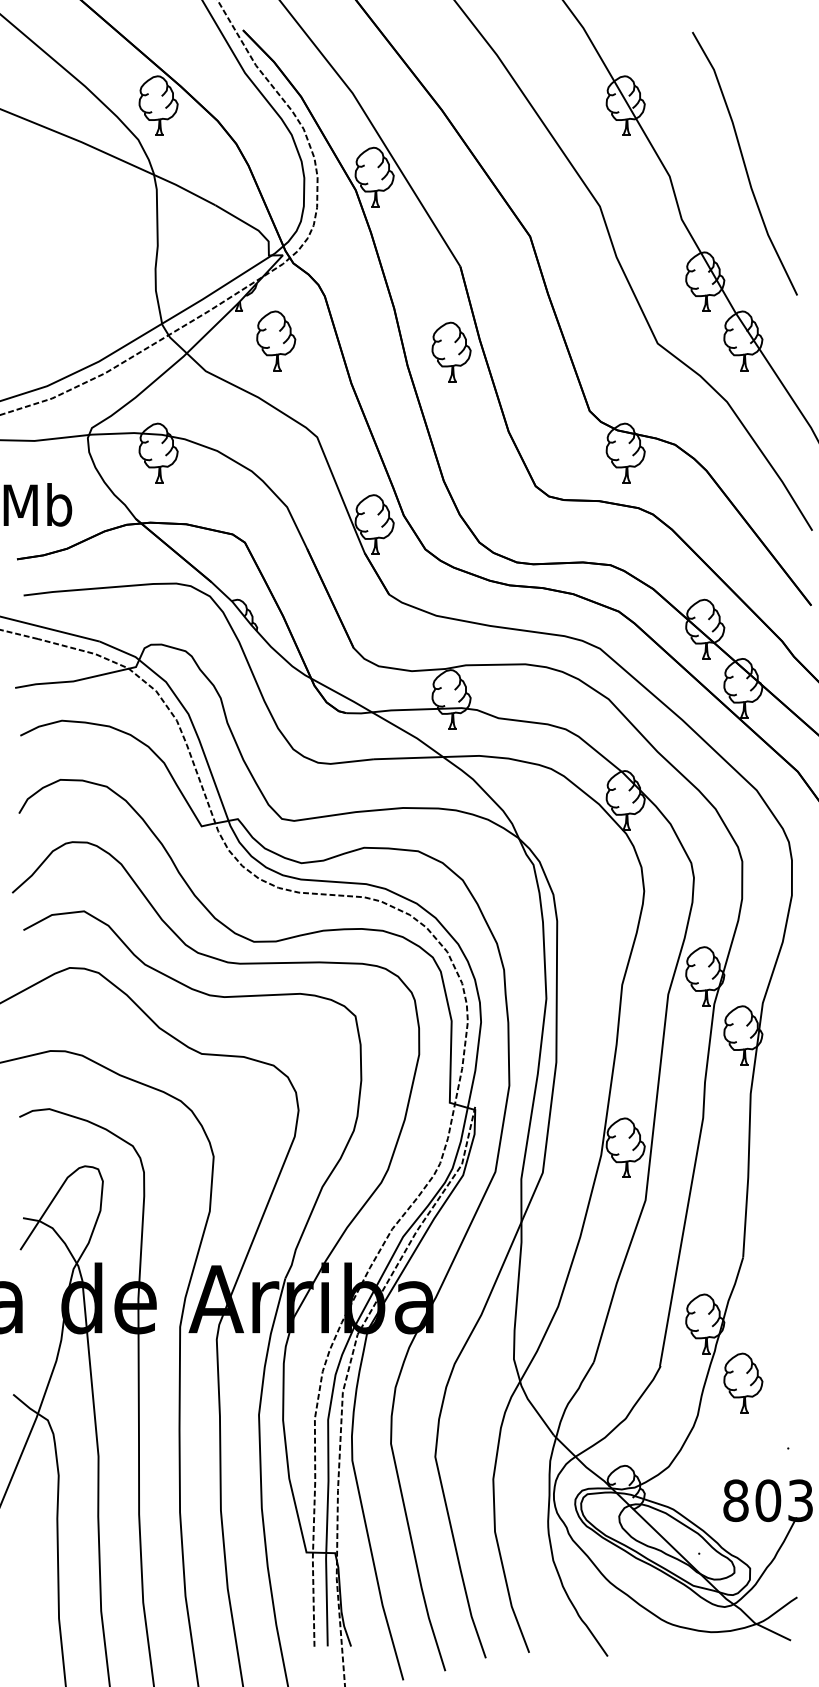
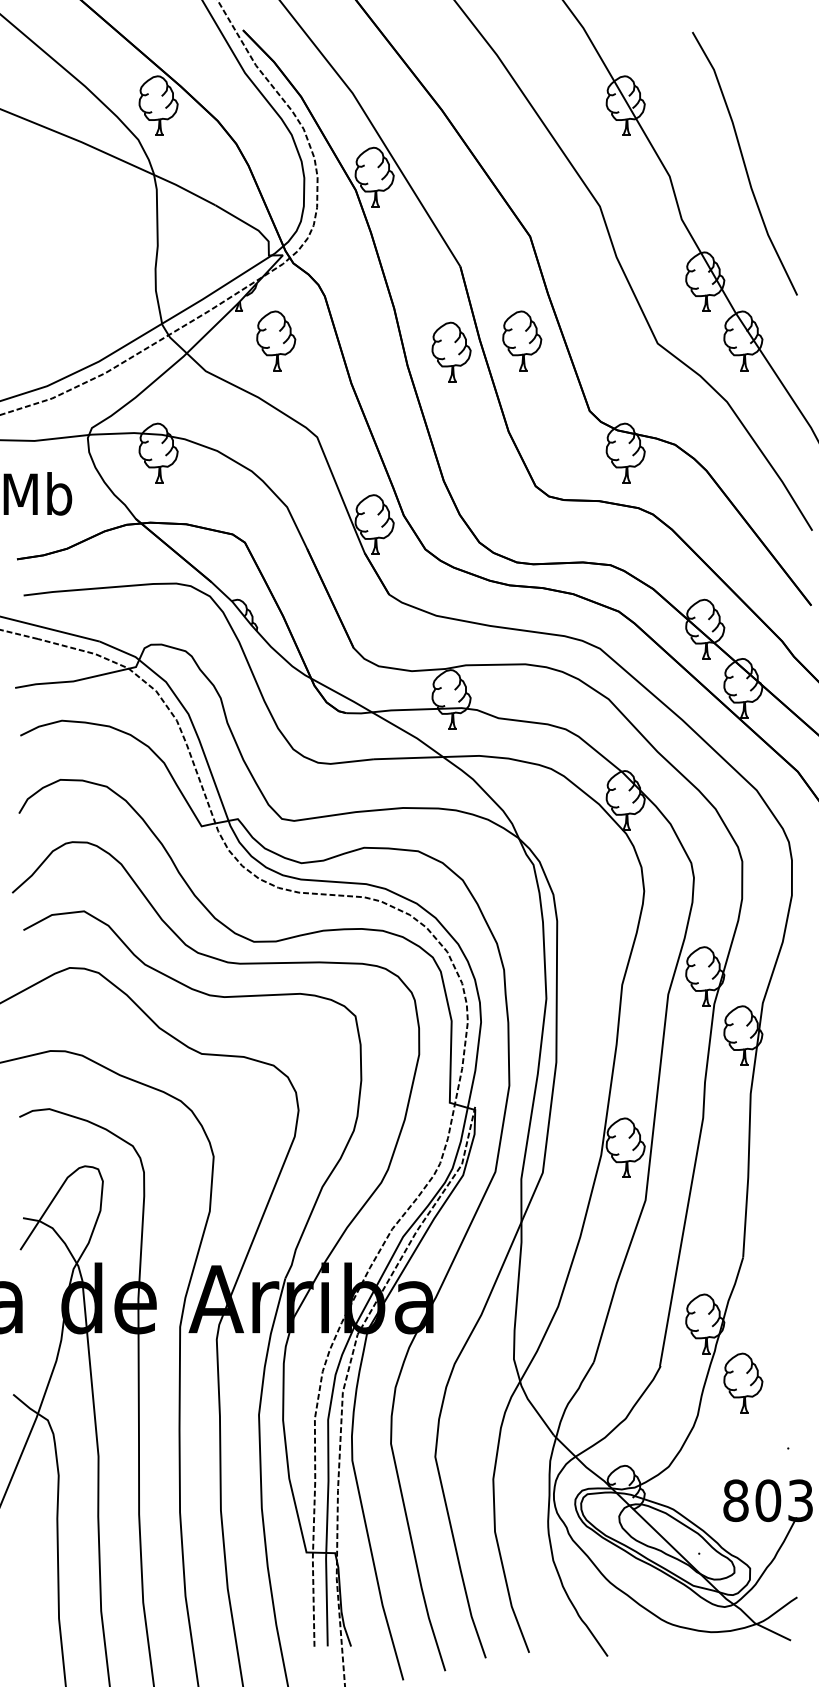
part: none -> present (522, 340)
text position: (37, 504) -> (37, 493) (37, 493)
